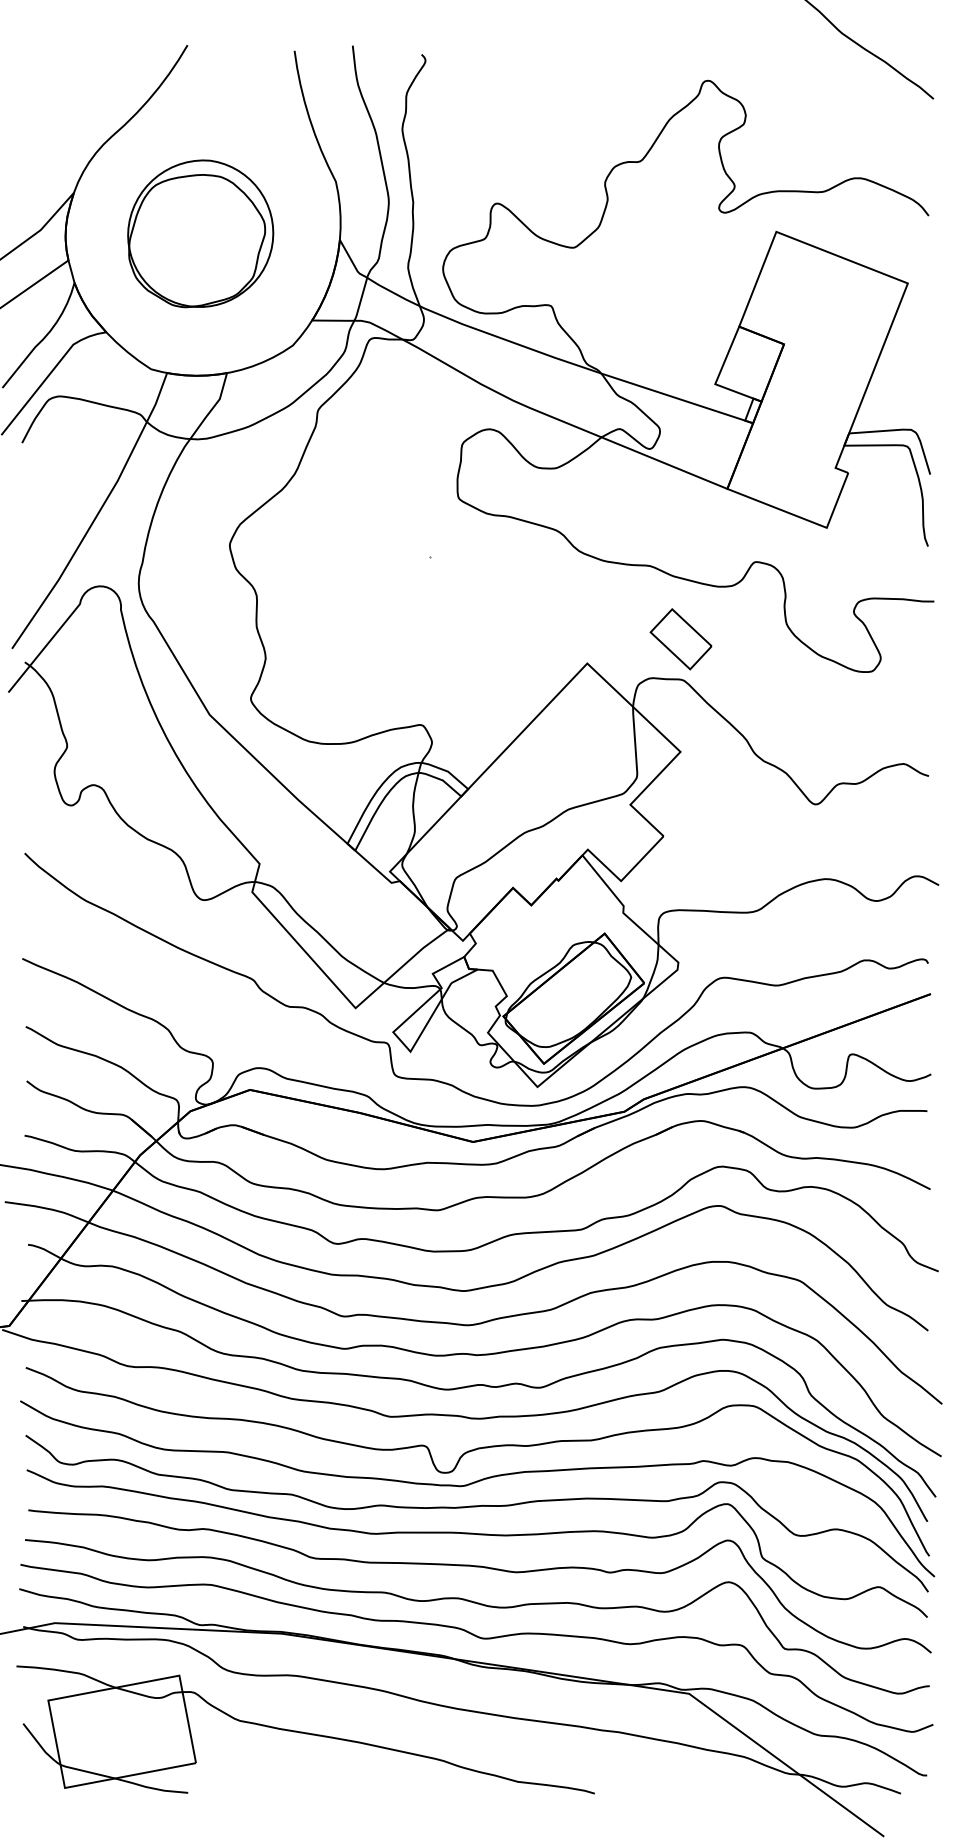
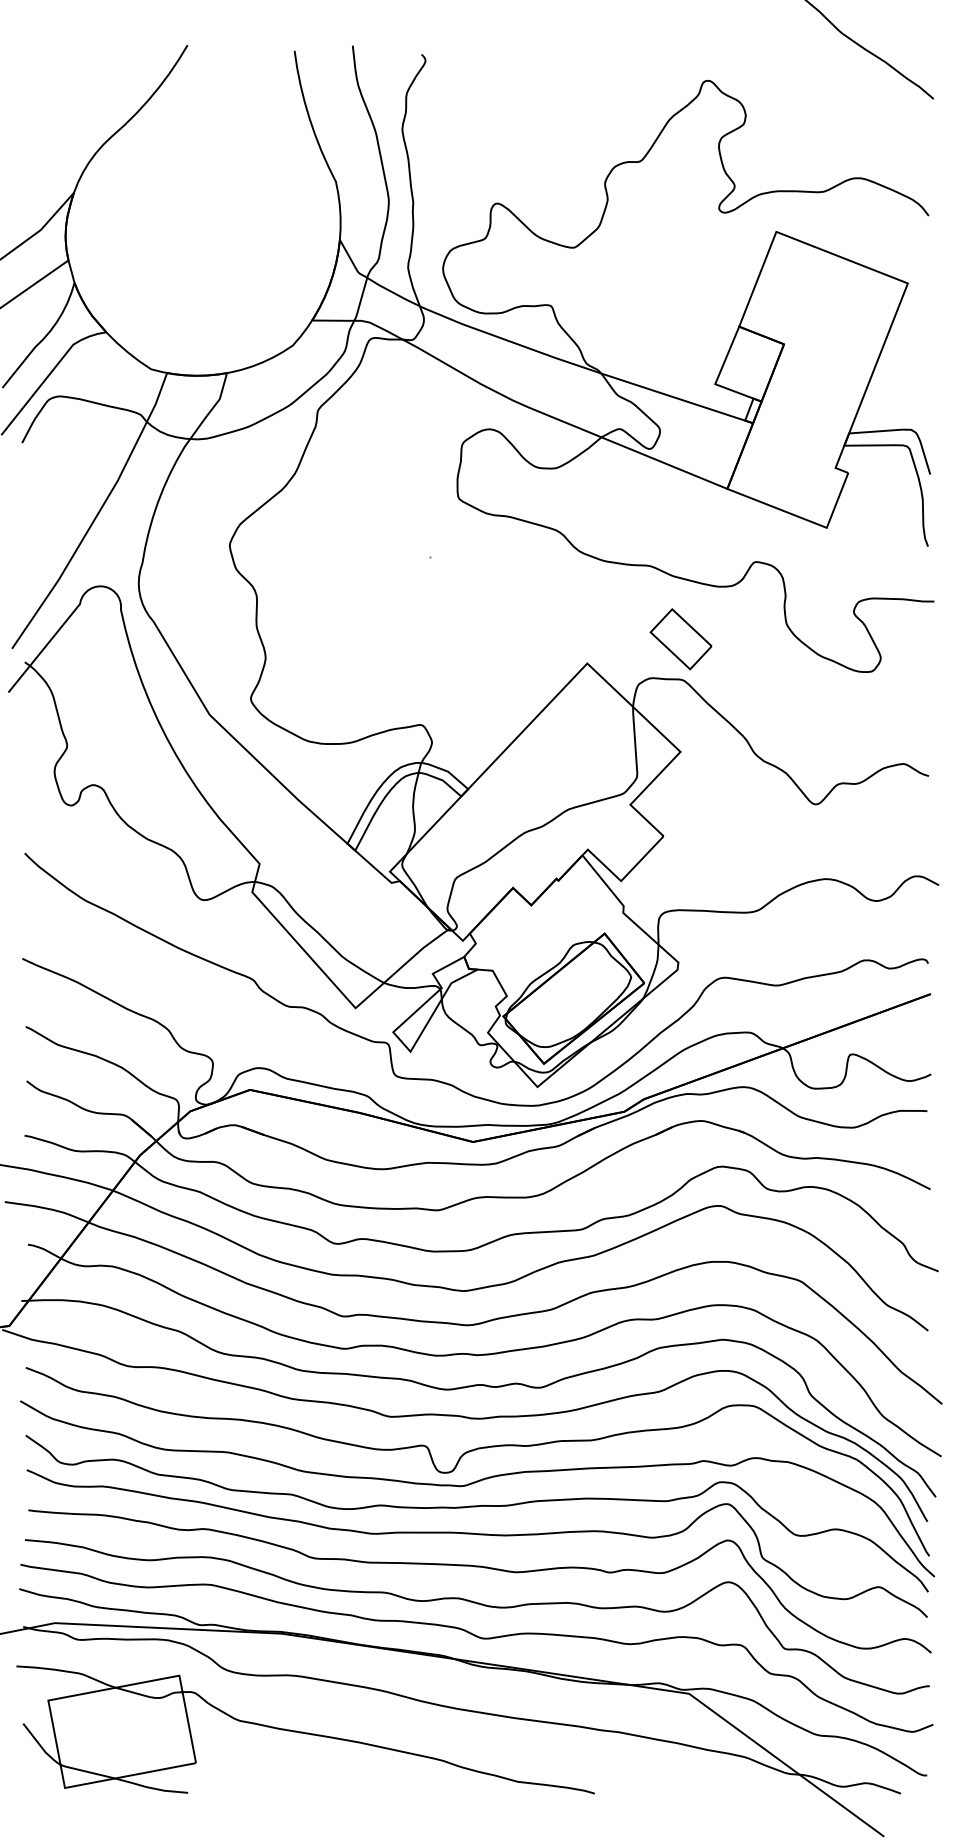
part: present -> none (200, 233)
